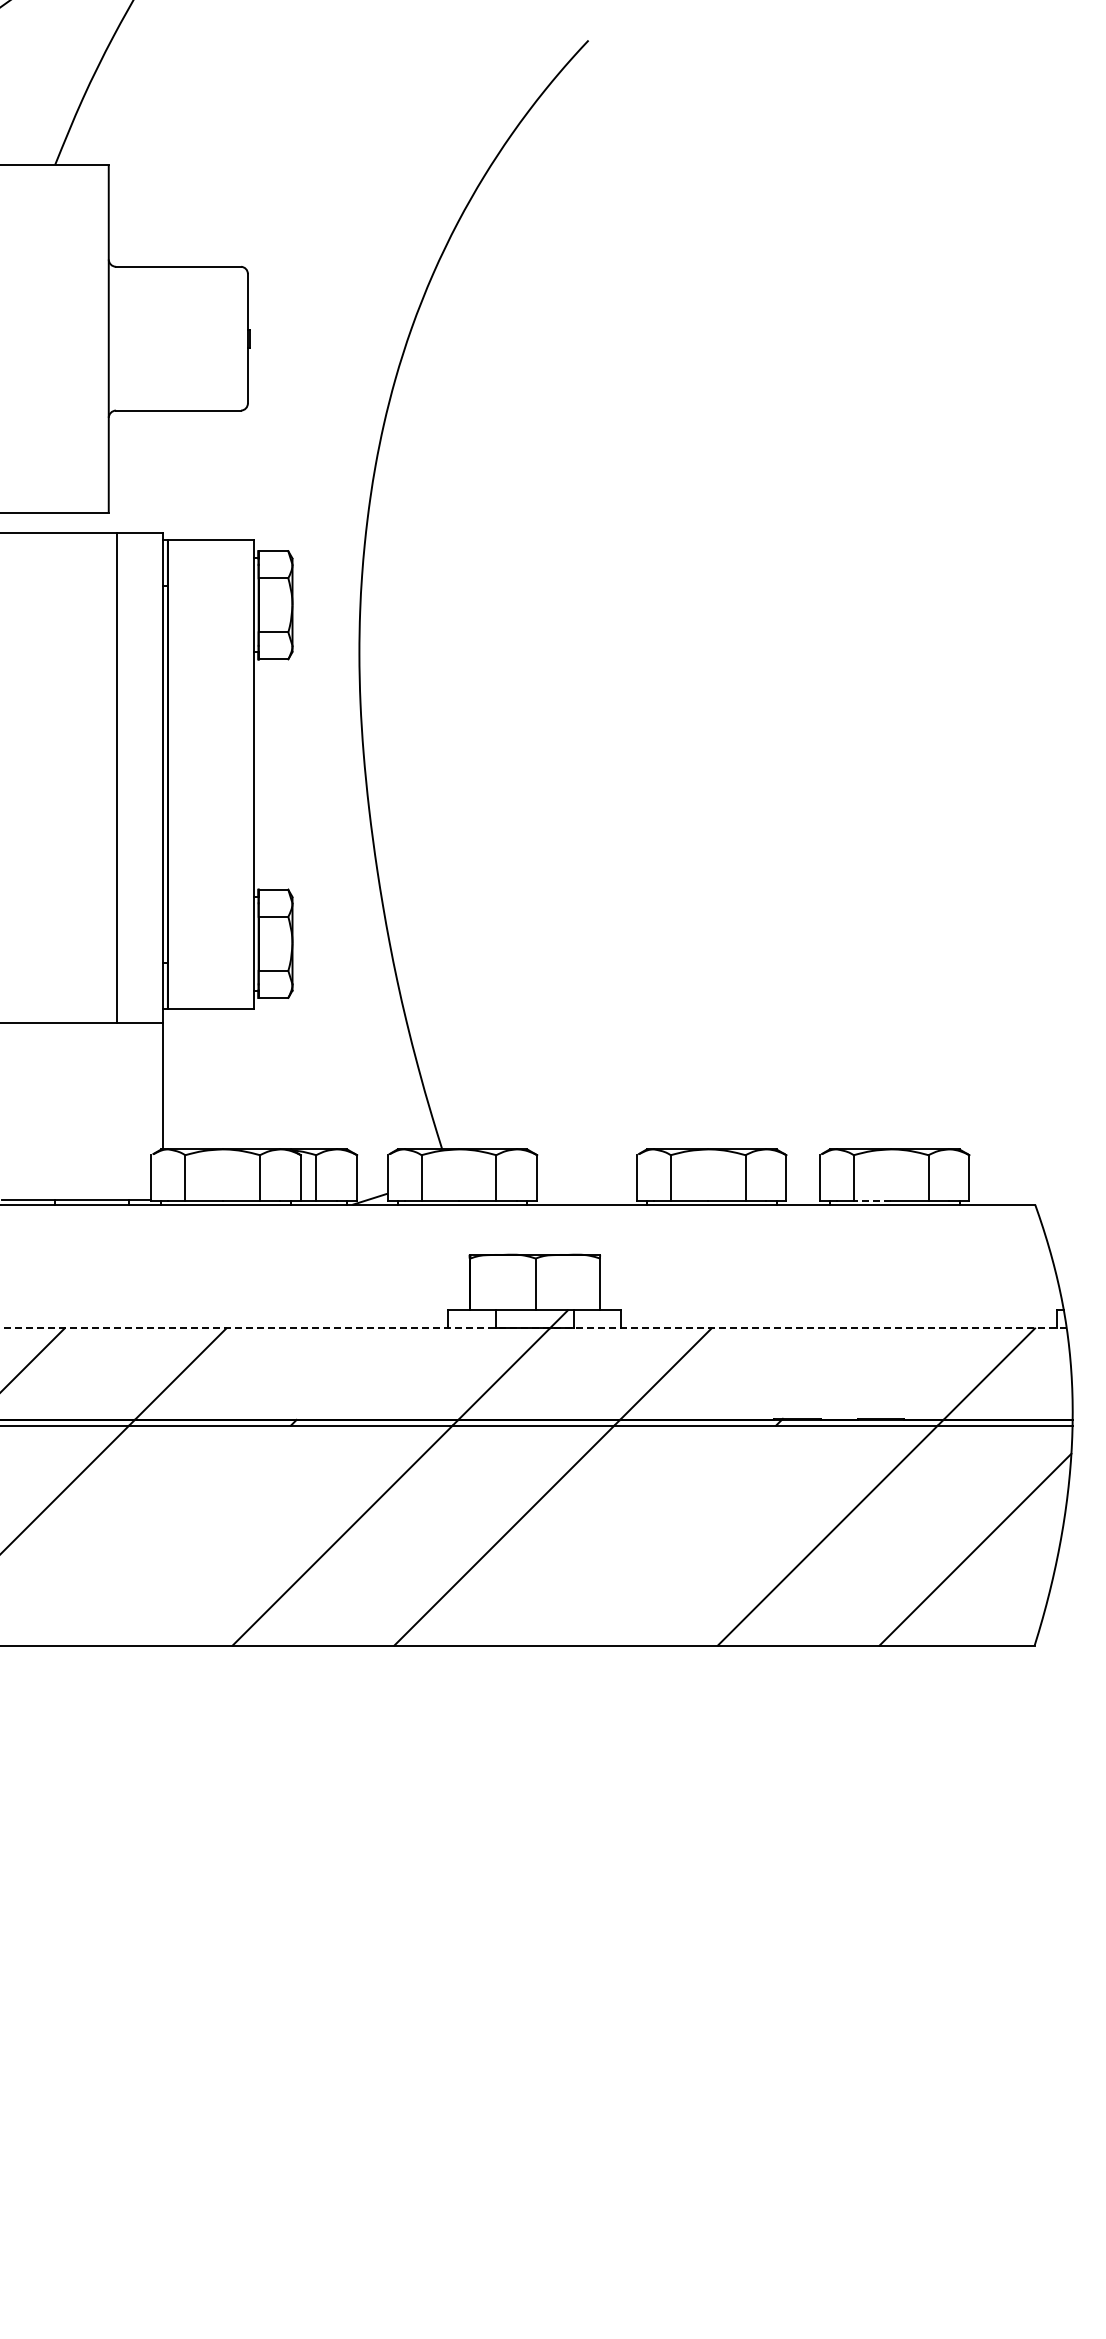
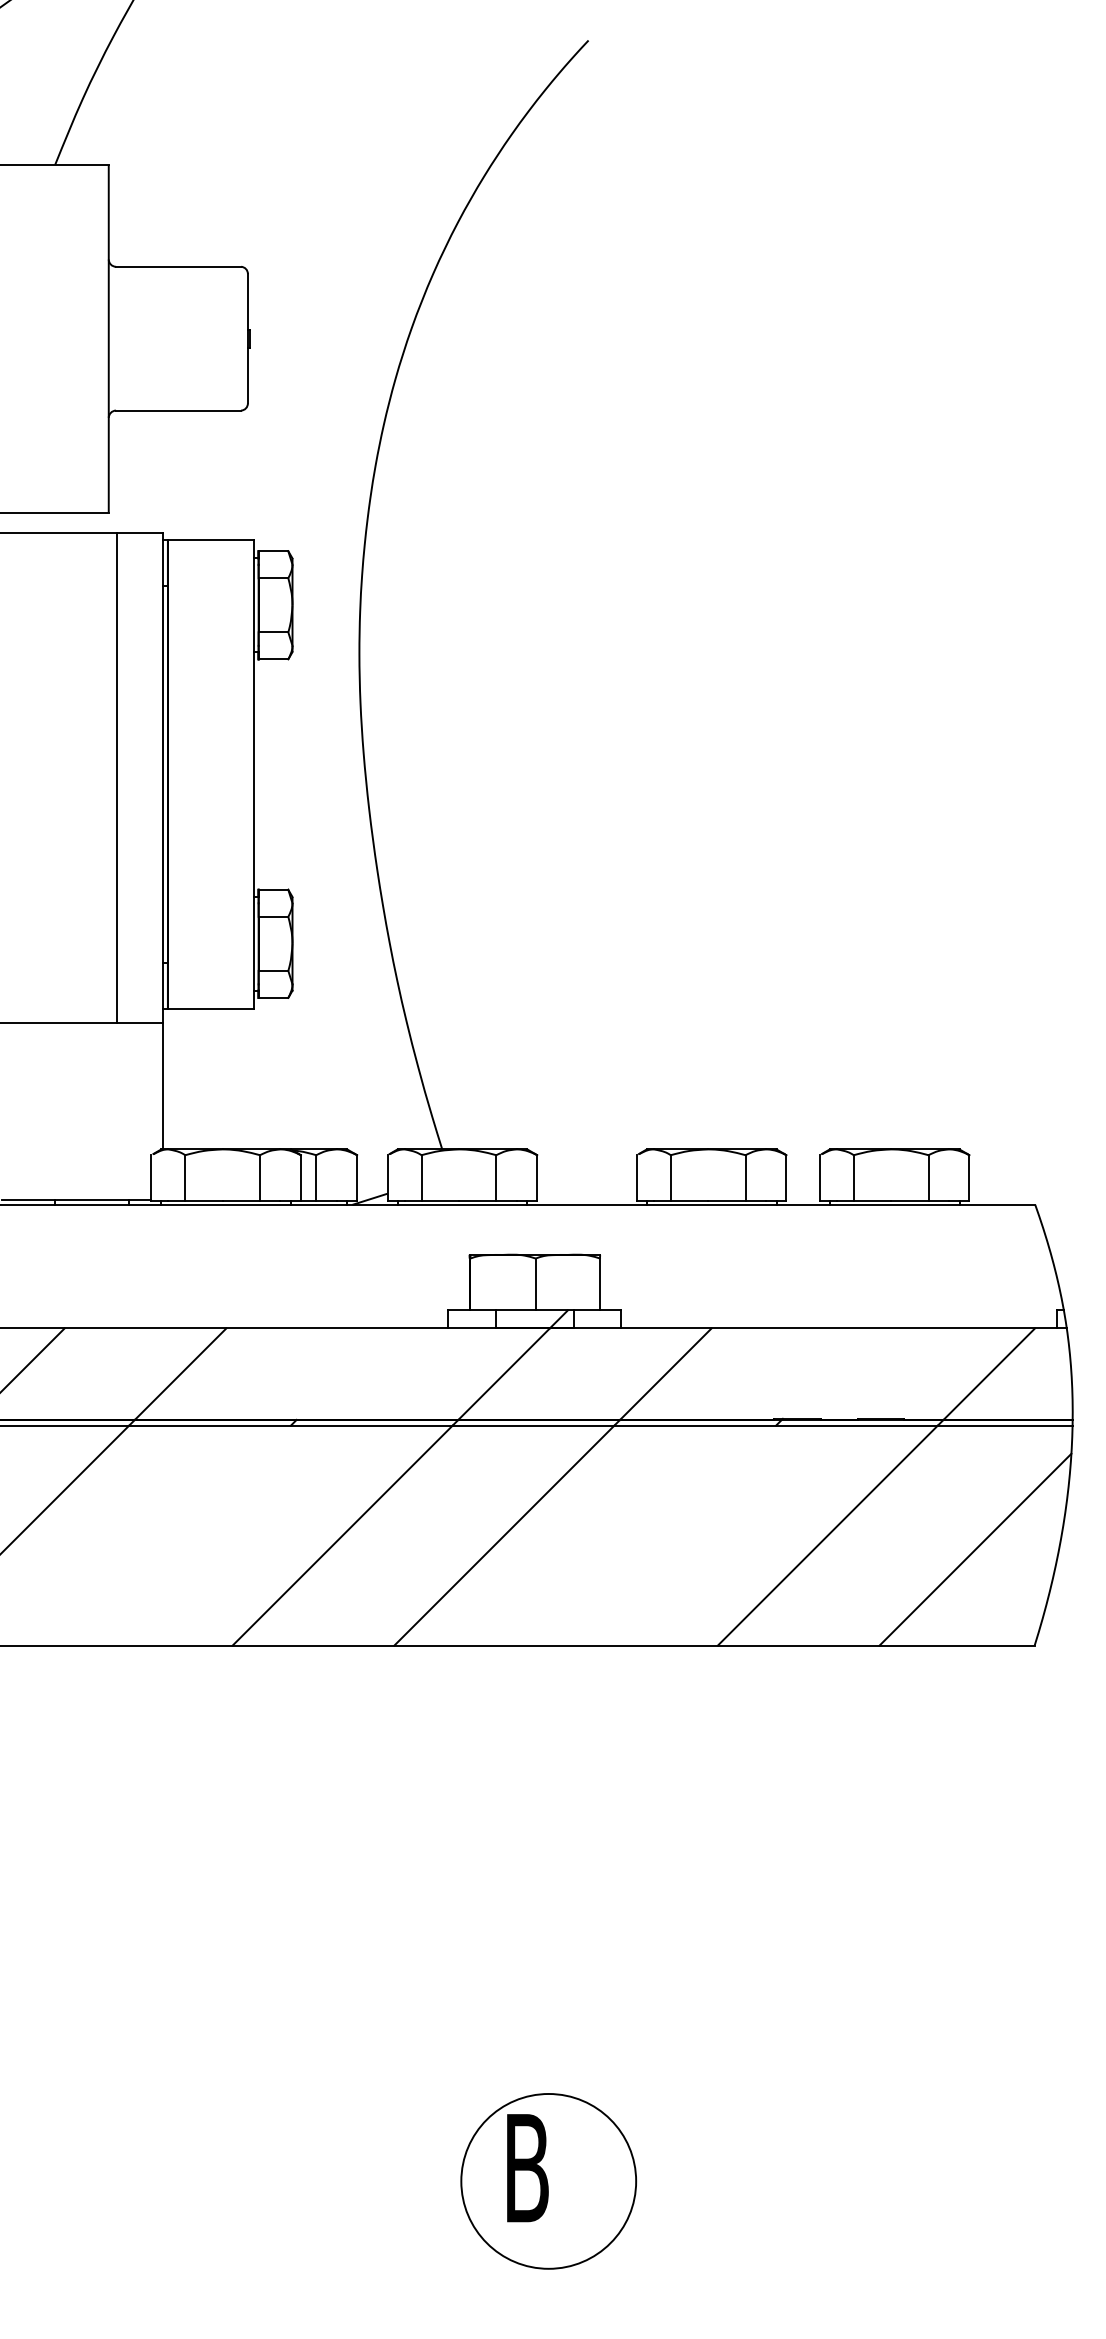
line: dashed -> solid (872, 1200)
line: dashed -> solid (532, 1328)
part: none -> present (548, 2181)
